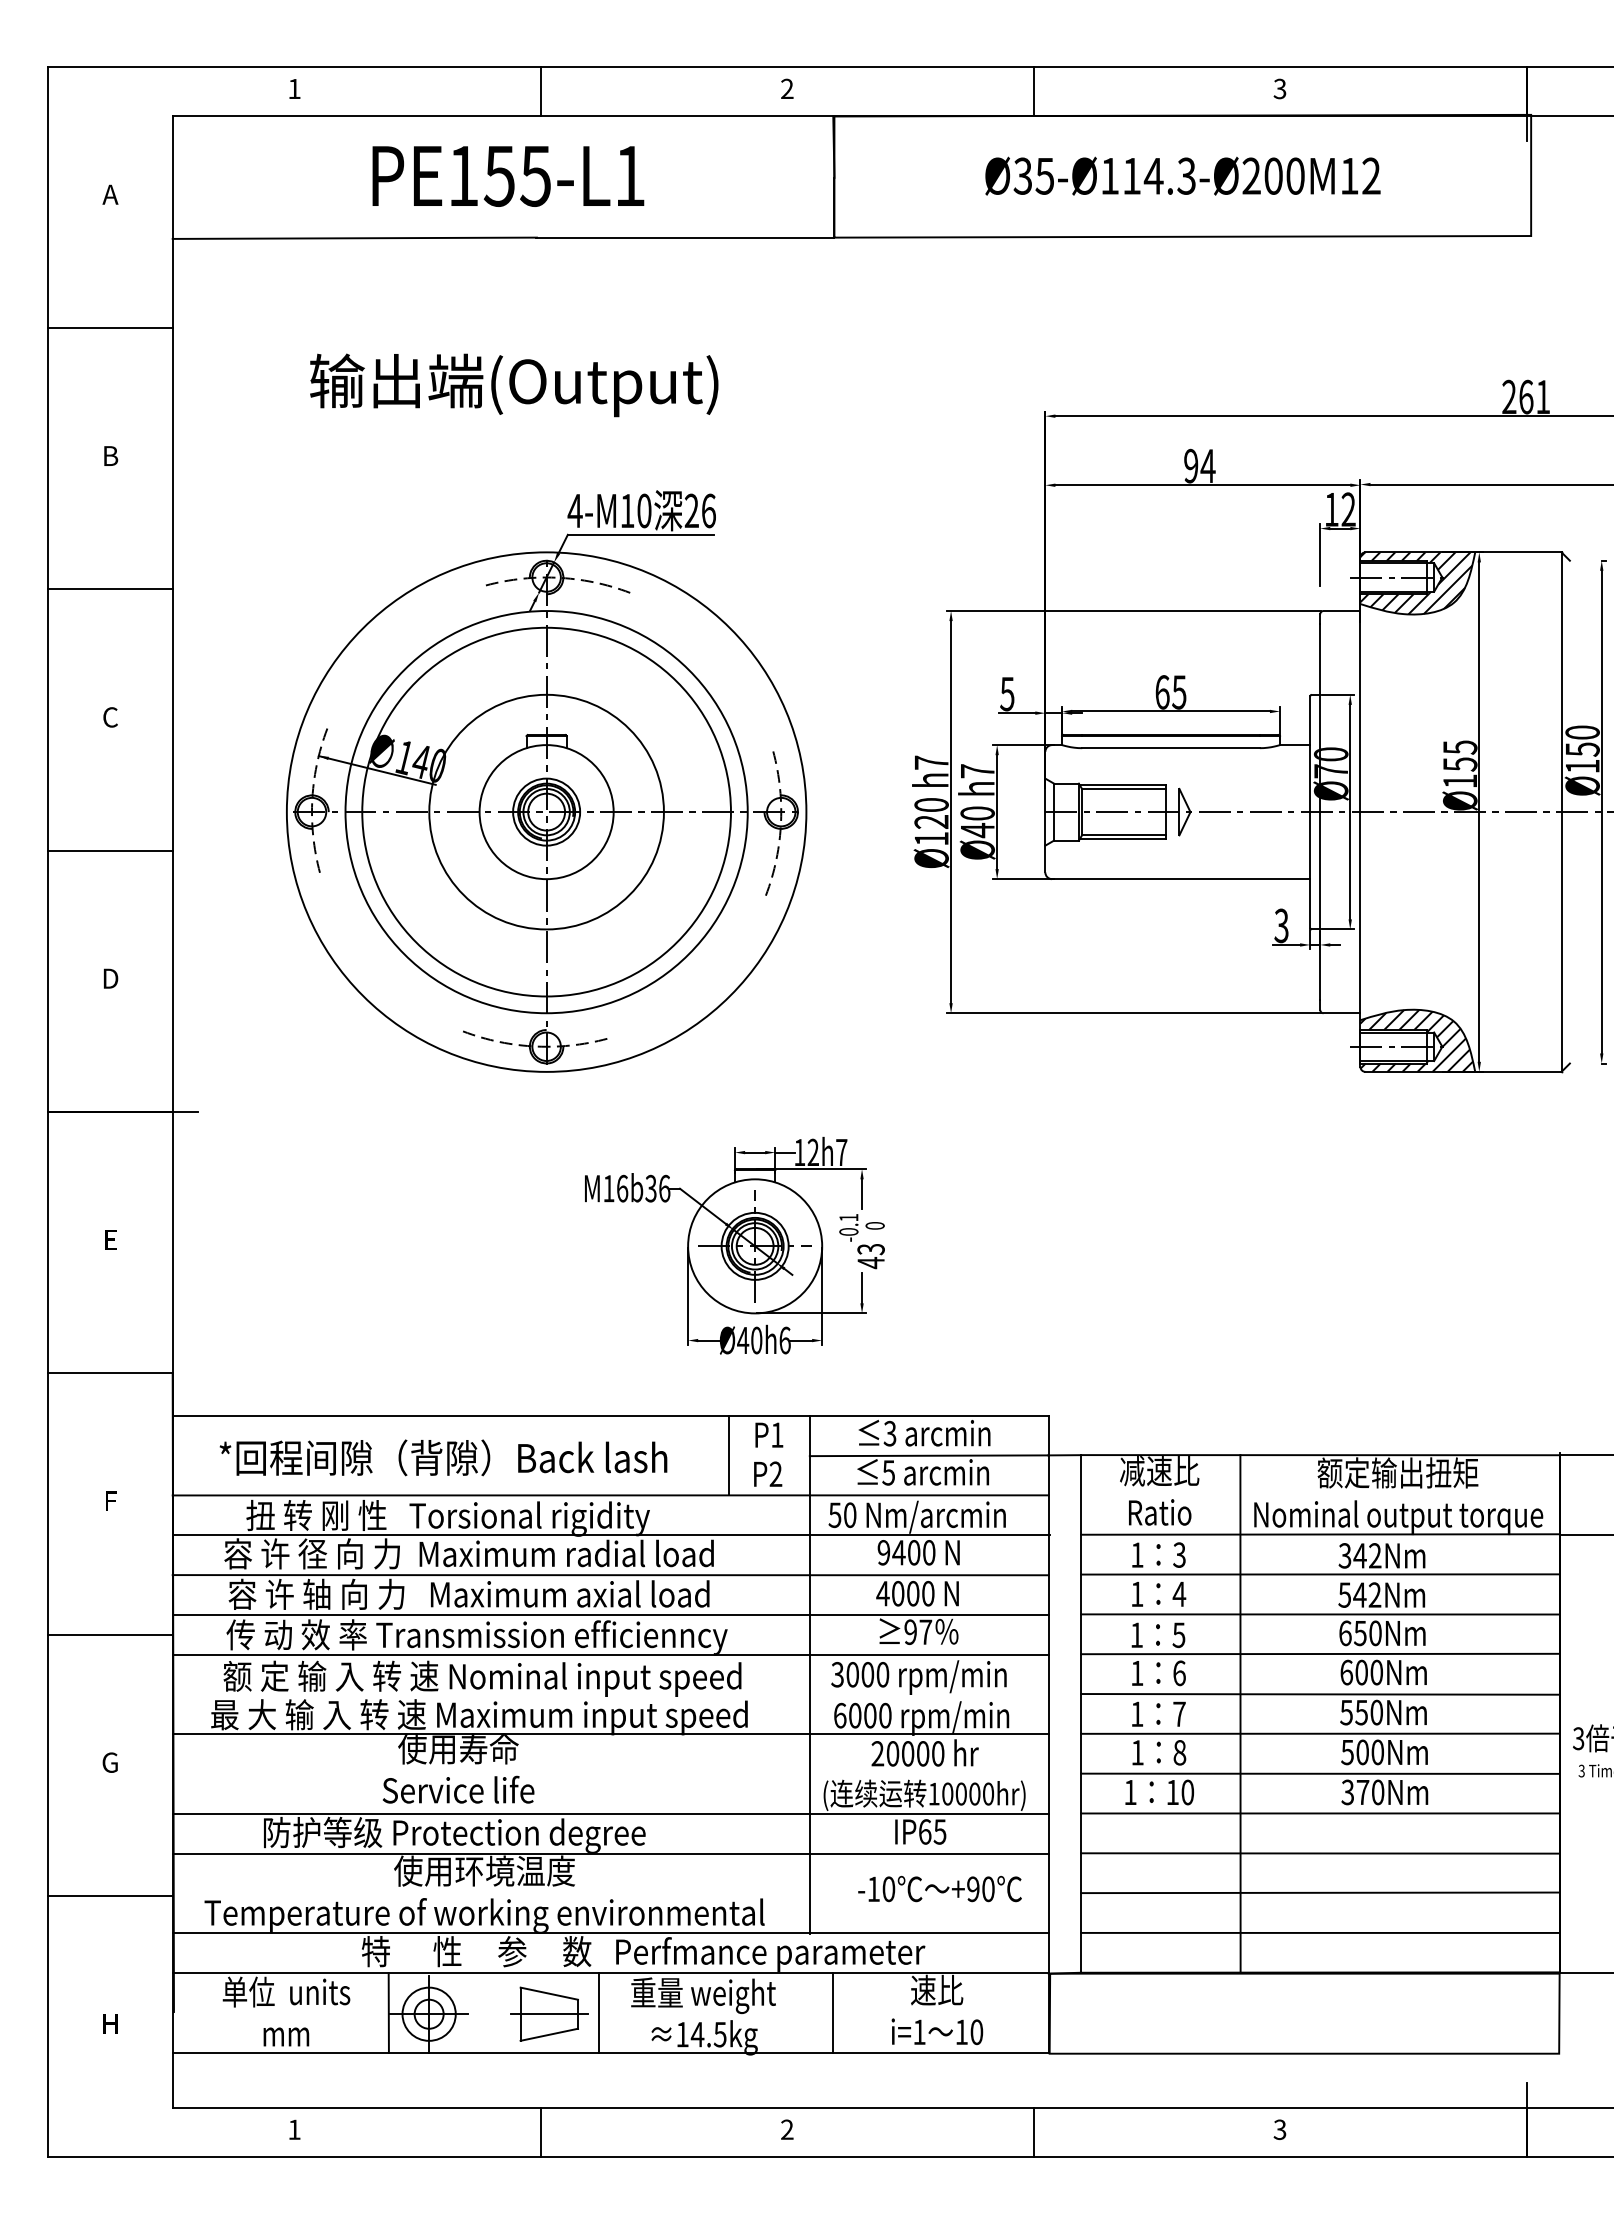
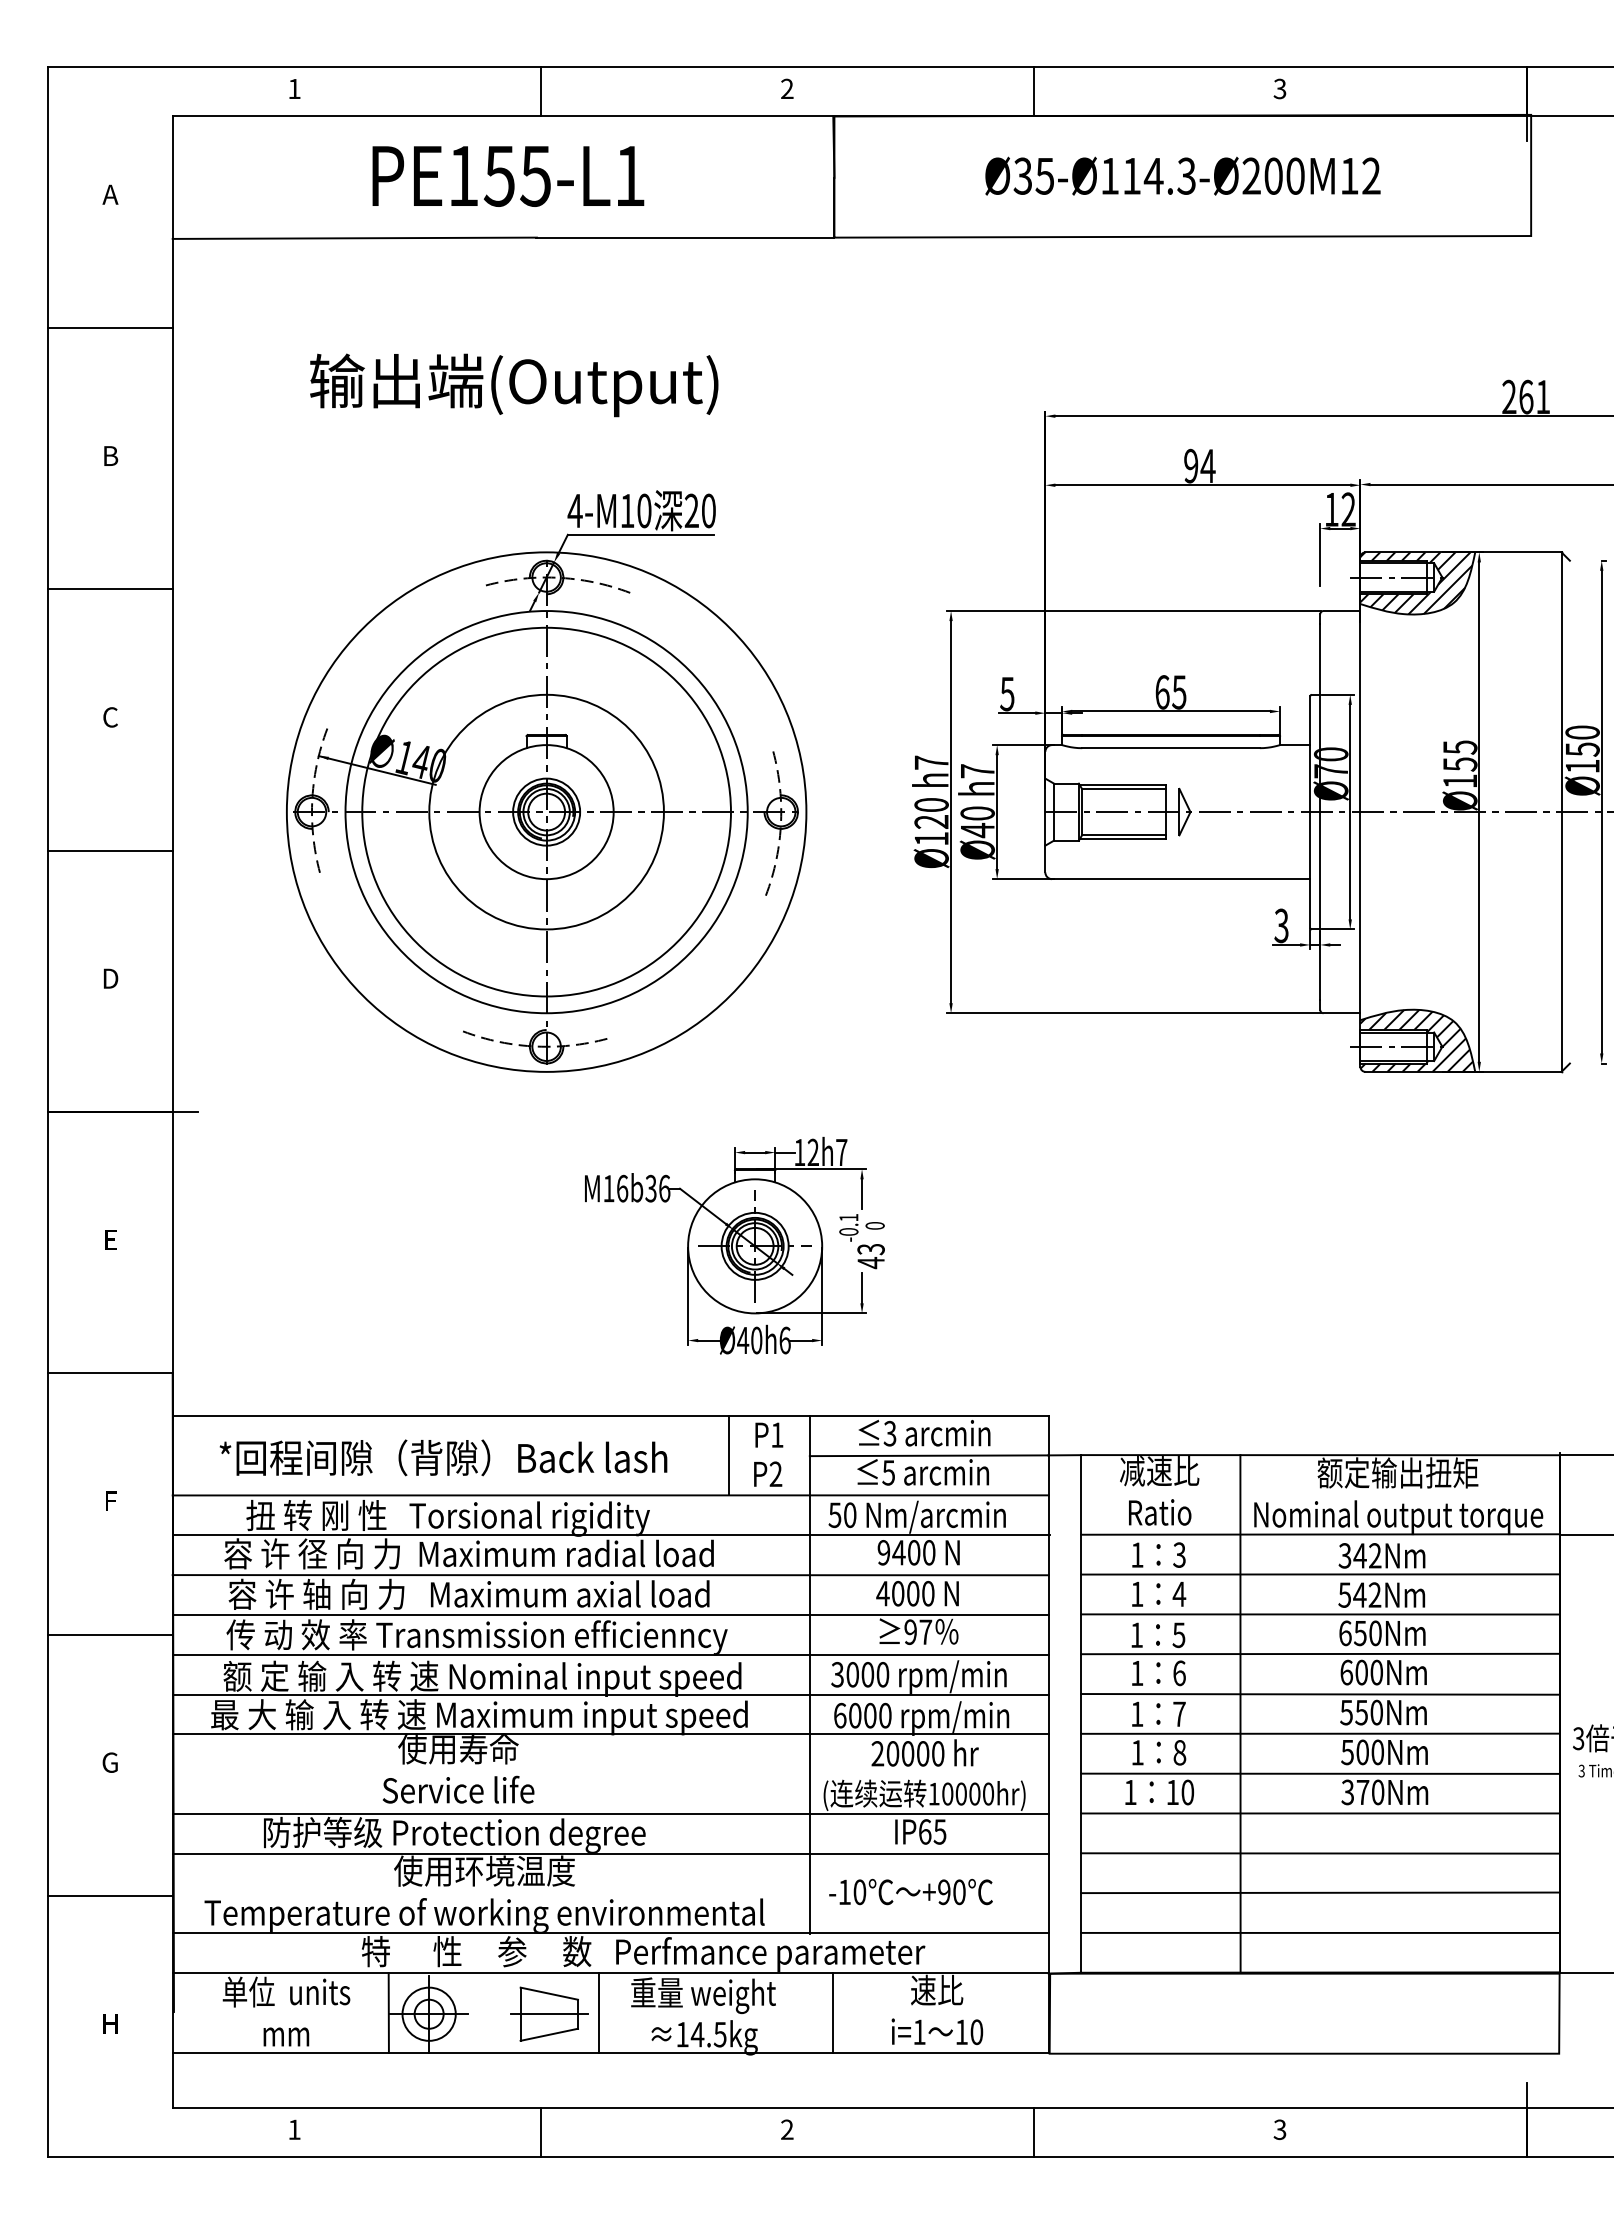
text: 26 -> 20 (708, 510)
line: none -> present (610, 1694)
text position: (939, 1888) -> (910, 1891) (910, 1891)
